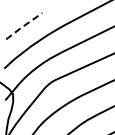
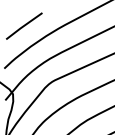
line: dashed -> solid (23, 26)
